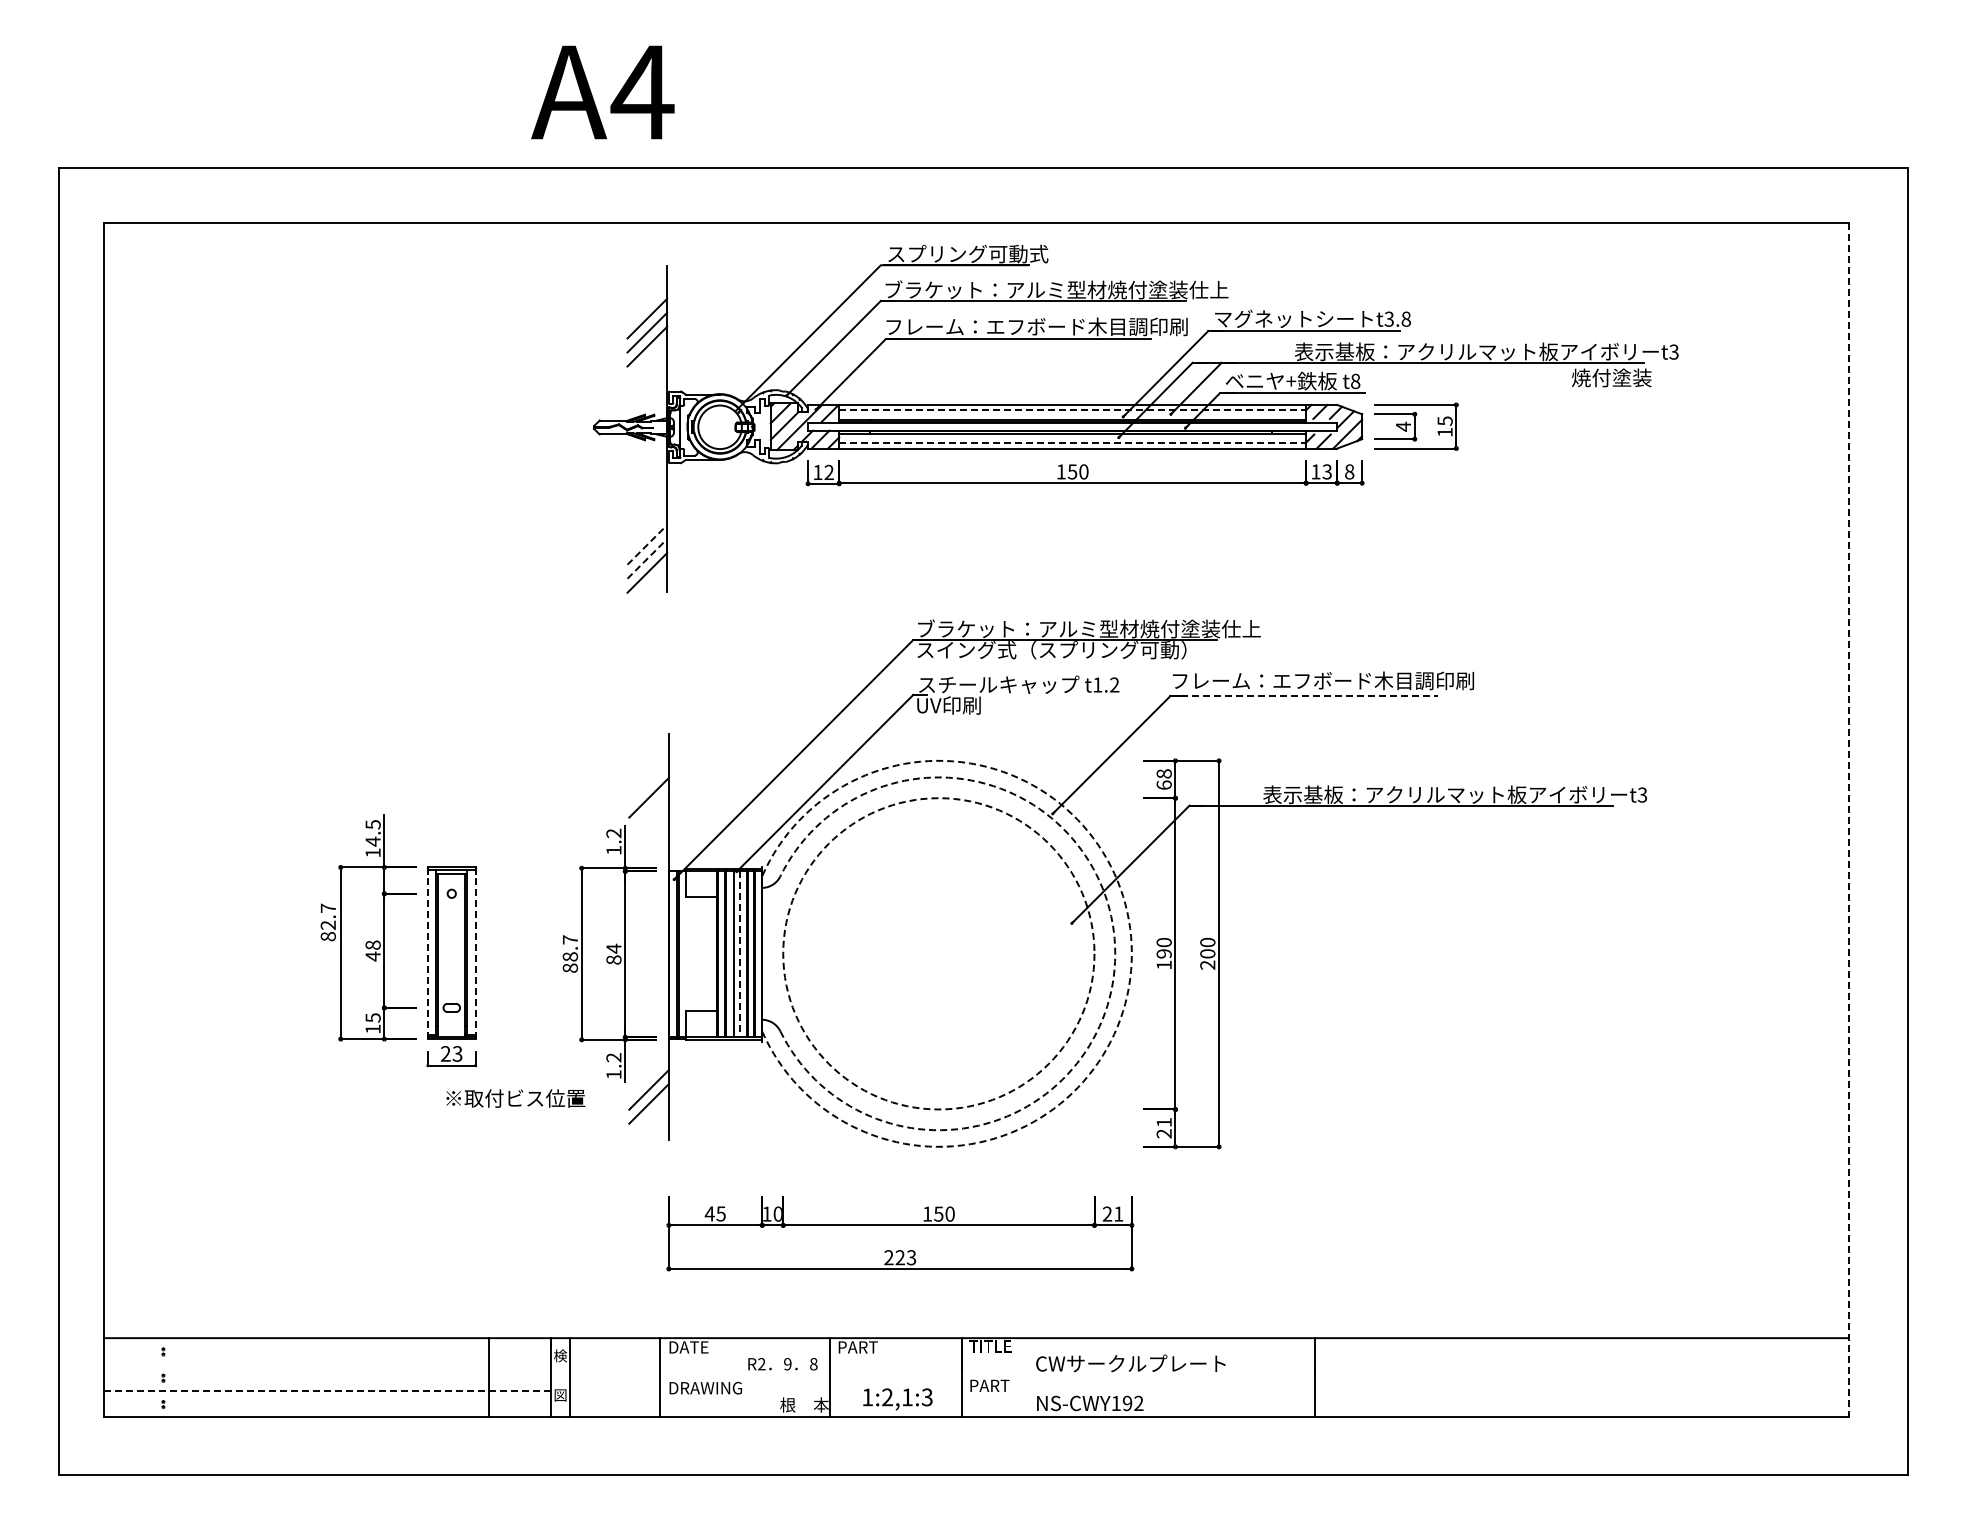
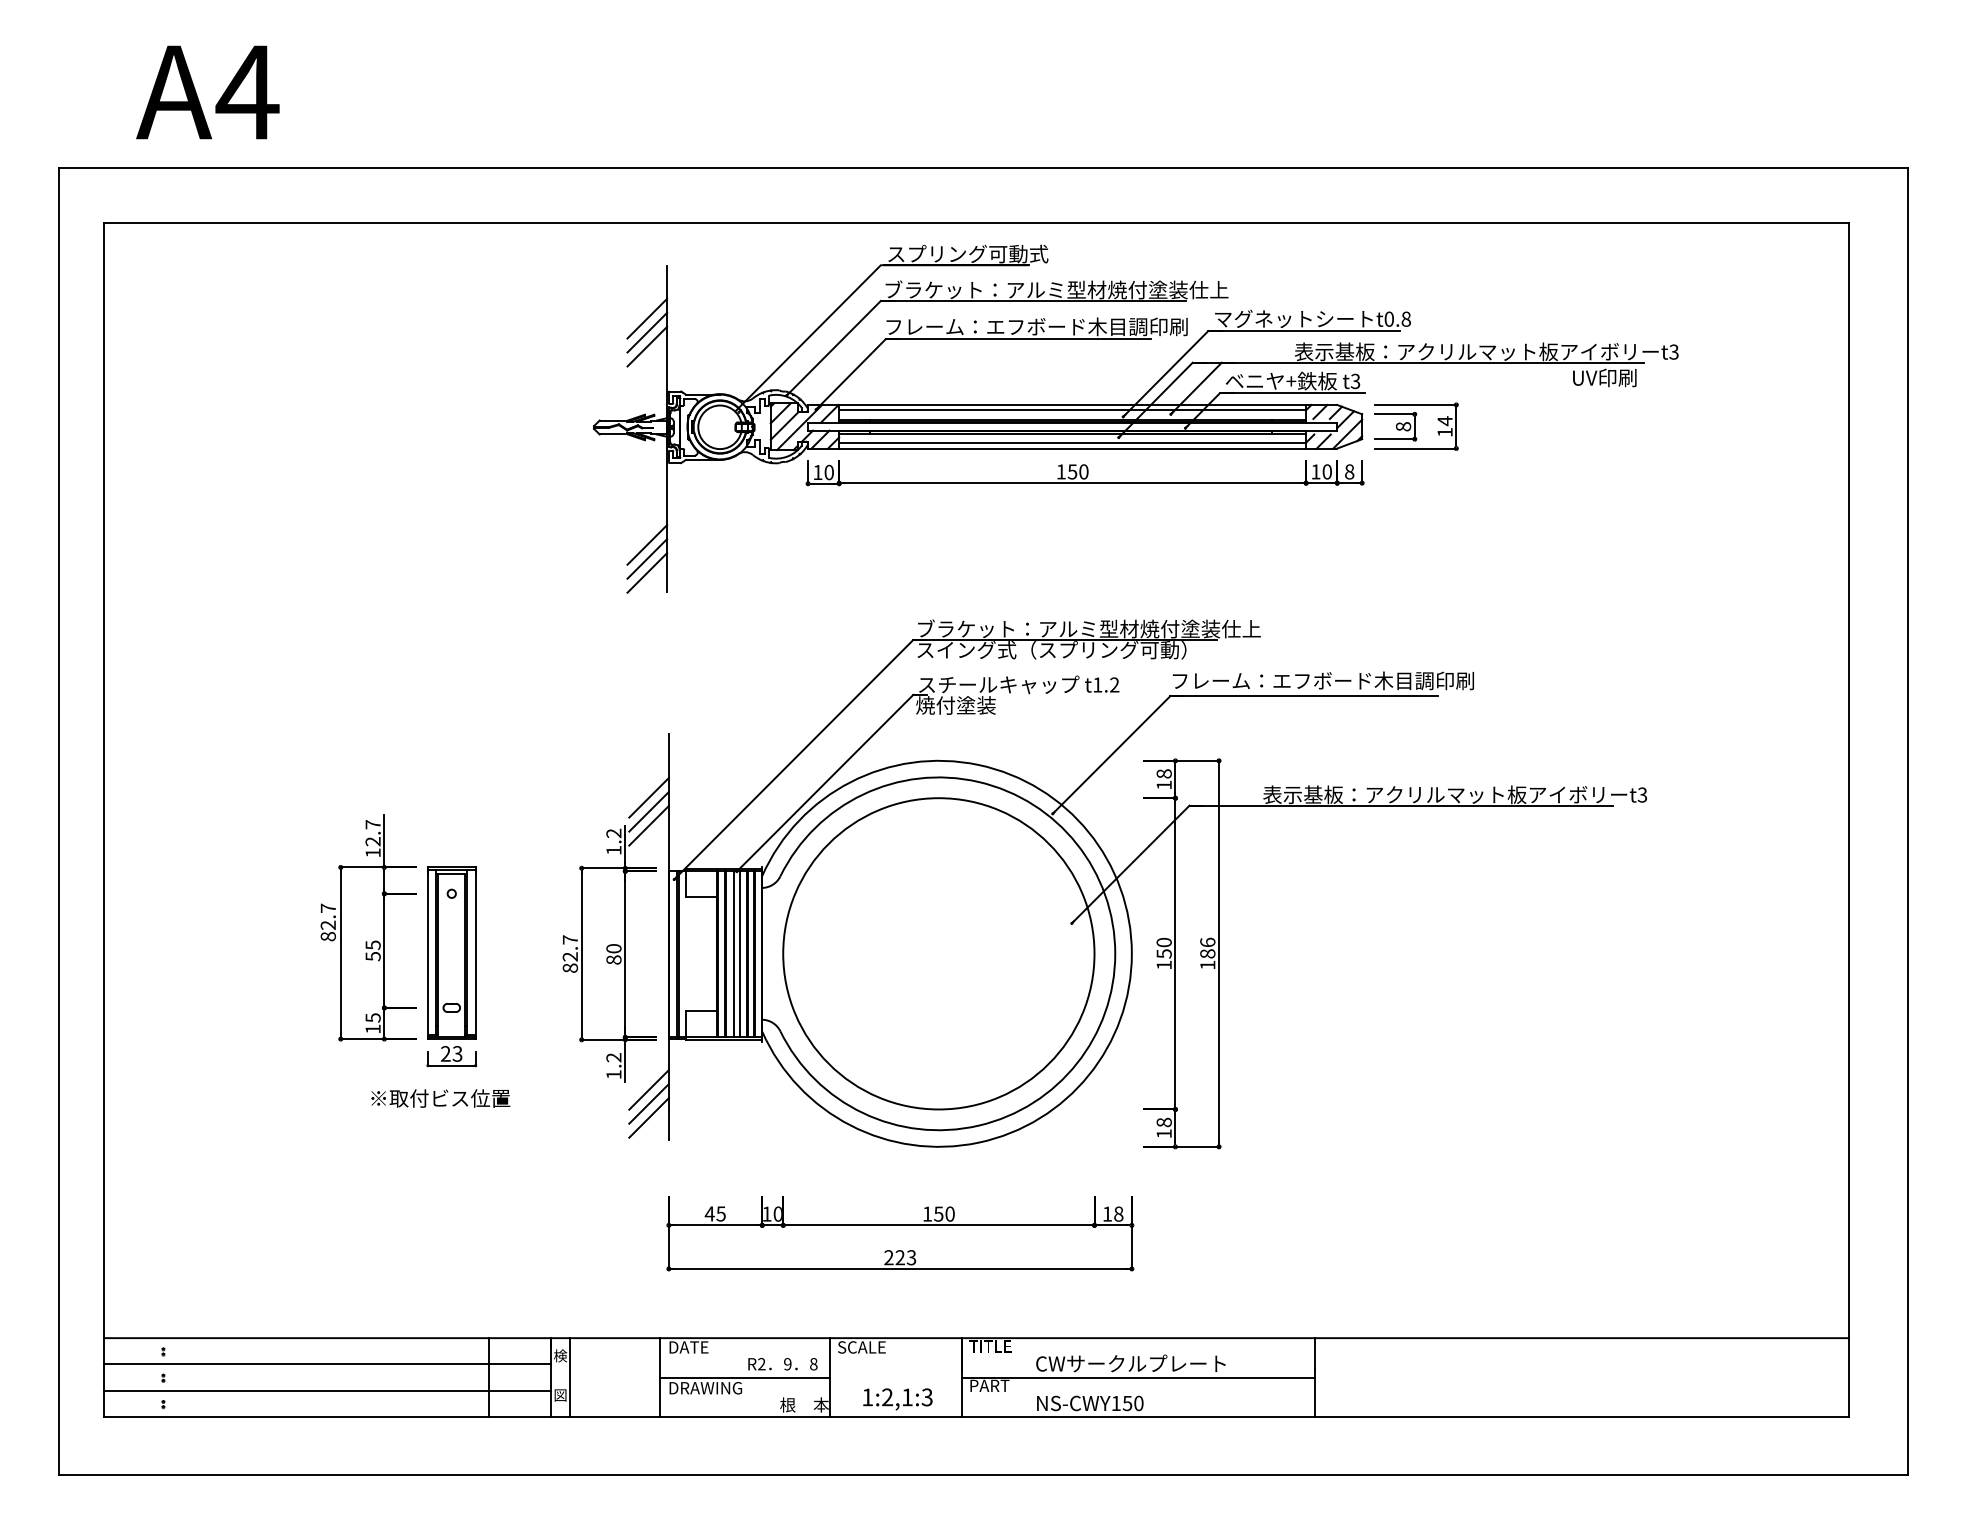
text position: (602, 92) -> (207, 92) (207, 92)
text: t3.8 -> t0.8 (1388, 318)
text: 焼付塗装 -> UV印刷 (1611, 377)
text: t8 -> t3 (1355, 380)
line: dashed -> solid (1073, 410)
text: 15 -> 14 (1444, 421)
text: 4 -> 8 (1403, 426)
line: dashed -> solid (1073, 443)
text: 13 -> 10 (1326, 471)
text: 12 -> 10 (828, 472)
line: dashed -> solid (647, 544)
line: dashed -> solid (647, 558)
line: dashed -> solid (1304, 696)
text: UV印刷 -> 焼付塗装 (955, 705)
text: 68 -> 18 (1163, 784)
line: none -> present (648, 811)
line: dashed -> solid (1849, 820)
line: none -> present (648, 825)
text: 14.5 -> 12.7 (372, 833)
text: 84 -> 80 (613, 948)
text: 48 -> 55 (372, 950)
line: dashed -> solid (427, 953)
line: dashed -> solid (475, 953)
circle: dashed -> solid (938, 953)
arc: dashed -> solid (1115, 953)
arc: dashed -> solid (1131, 953)
text: 190 -> 150 (1163, 953)
text: 200 -> 186 (1207, 953)
line: dashed -> solid (739, 954)
text: 88.7 -> 82.7 (570, 956)
text position: (515, 1098) -> (440, 1098) (440, 1098)
line: none -> present (648, 1117)
text: 21 -> 18 (1163, 1127)
text: 21 -> 18 (1112, 1213)
text: PART -> SCALE (861, 1347)
line: none -> present (327, 1364)
line: none -> present (744, 1377)
line: none -> present (1138, 1377)
line: dashed -> solid (328, 1390)
text: NS-CWY192 -> NS-CWY150 (1132, 1403)
